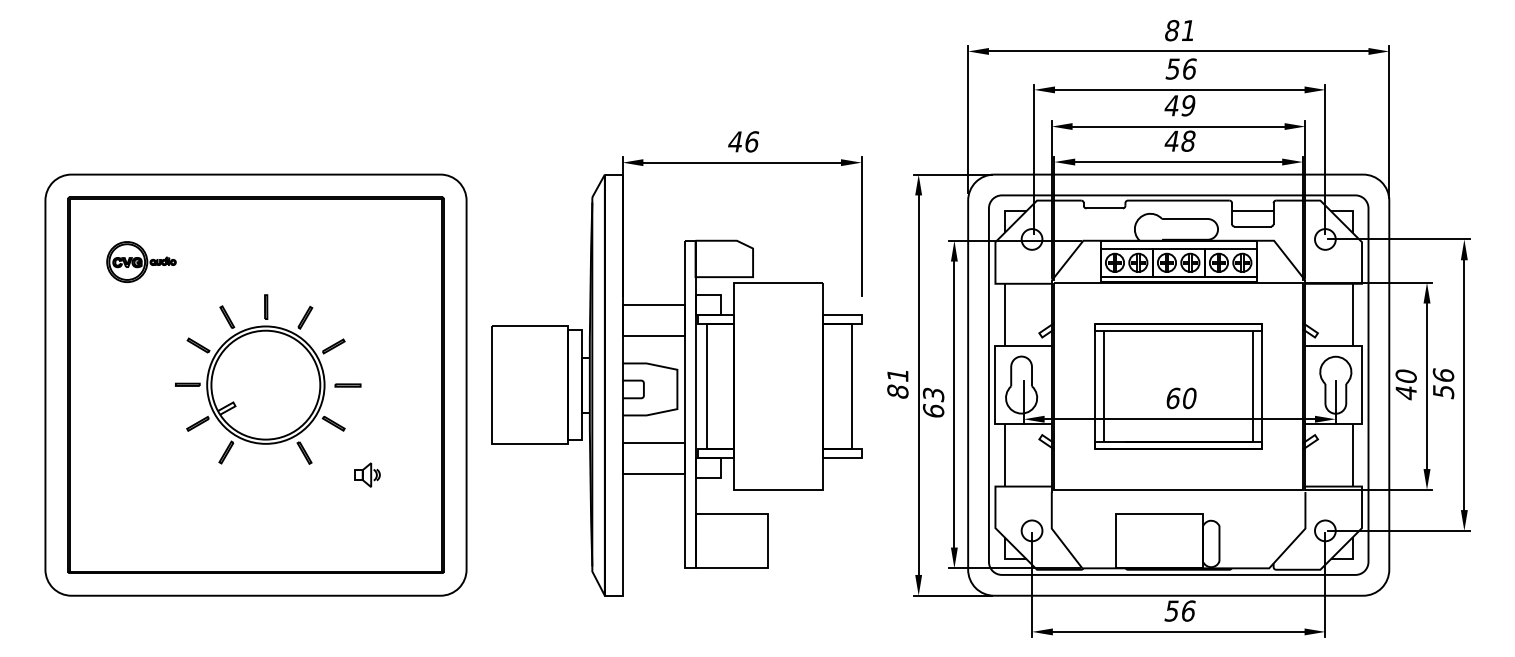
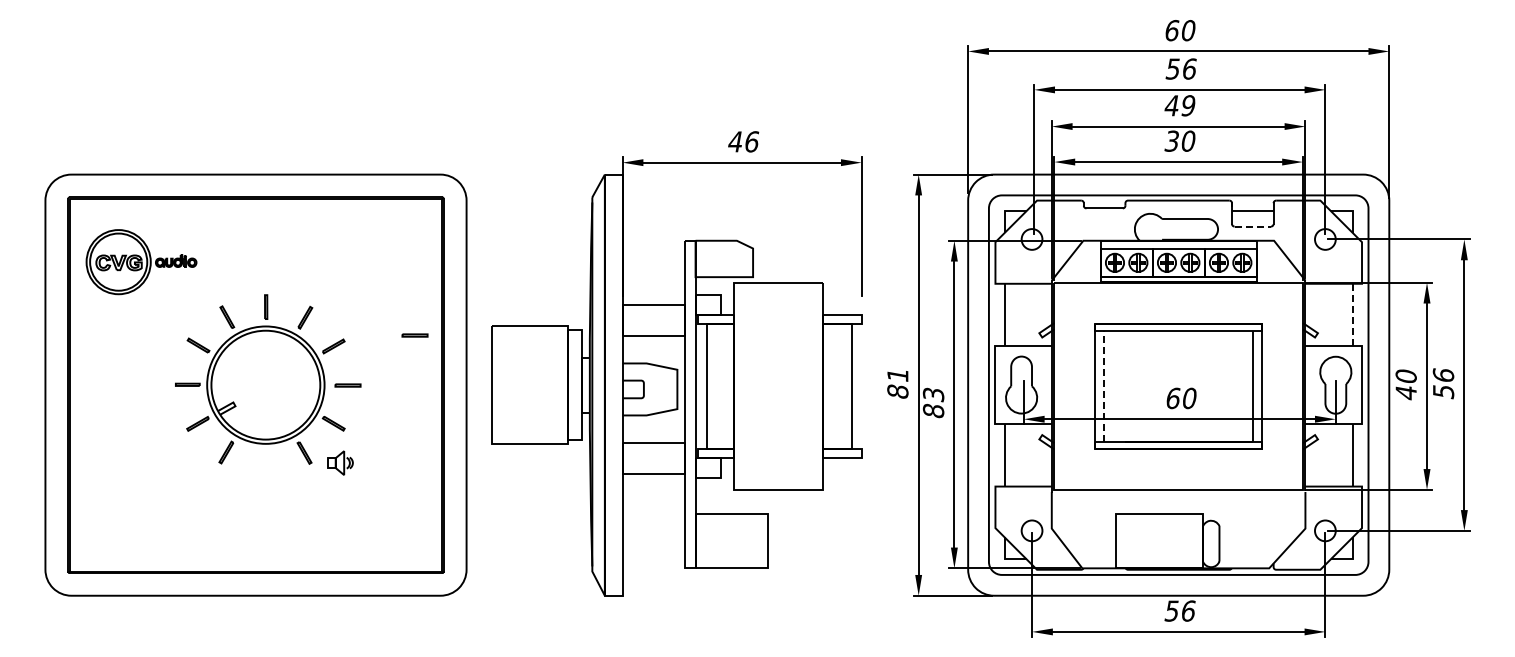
text: 81 -> 60 (1180, 30)
text: 48 -> 30 (1179, 140)
line: solid -> dashed (1253, 226)
part size: 71x42 px -> 113x67 px (141, 262)
line: solid -> dashed (1352, 315)
line: none -> present (414, 335)
line: solid -> dashed (1104, 385)
text: 63 -> 83 (933, 410)
part position: (367, 474) -> (340, 462) (340, 462)
